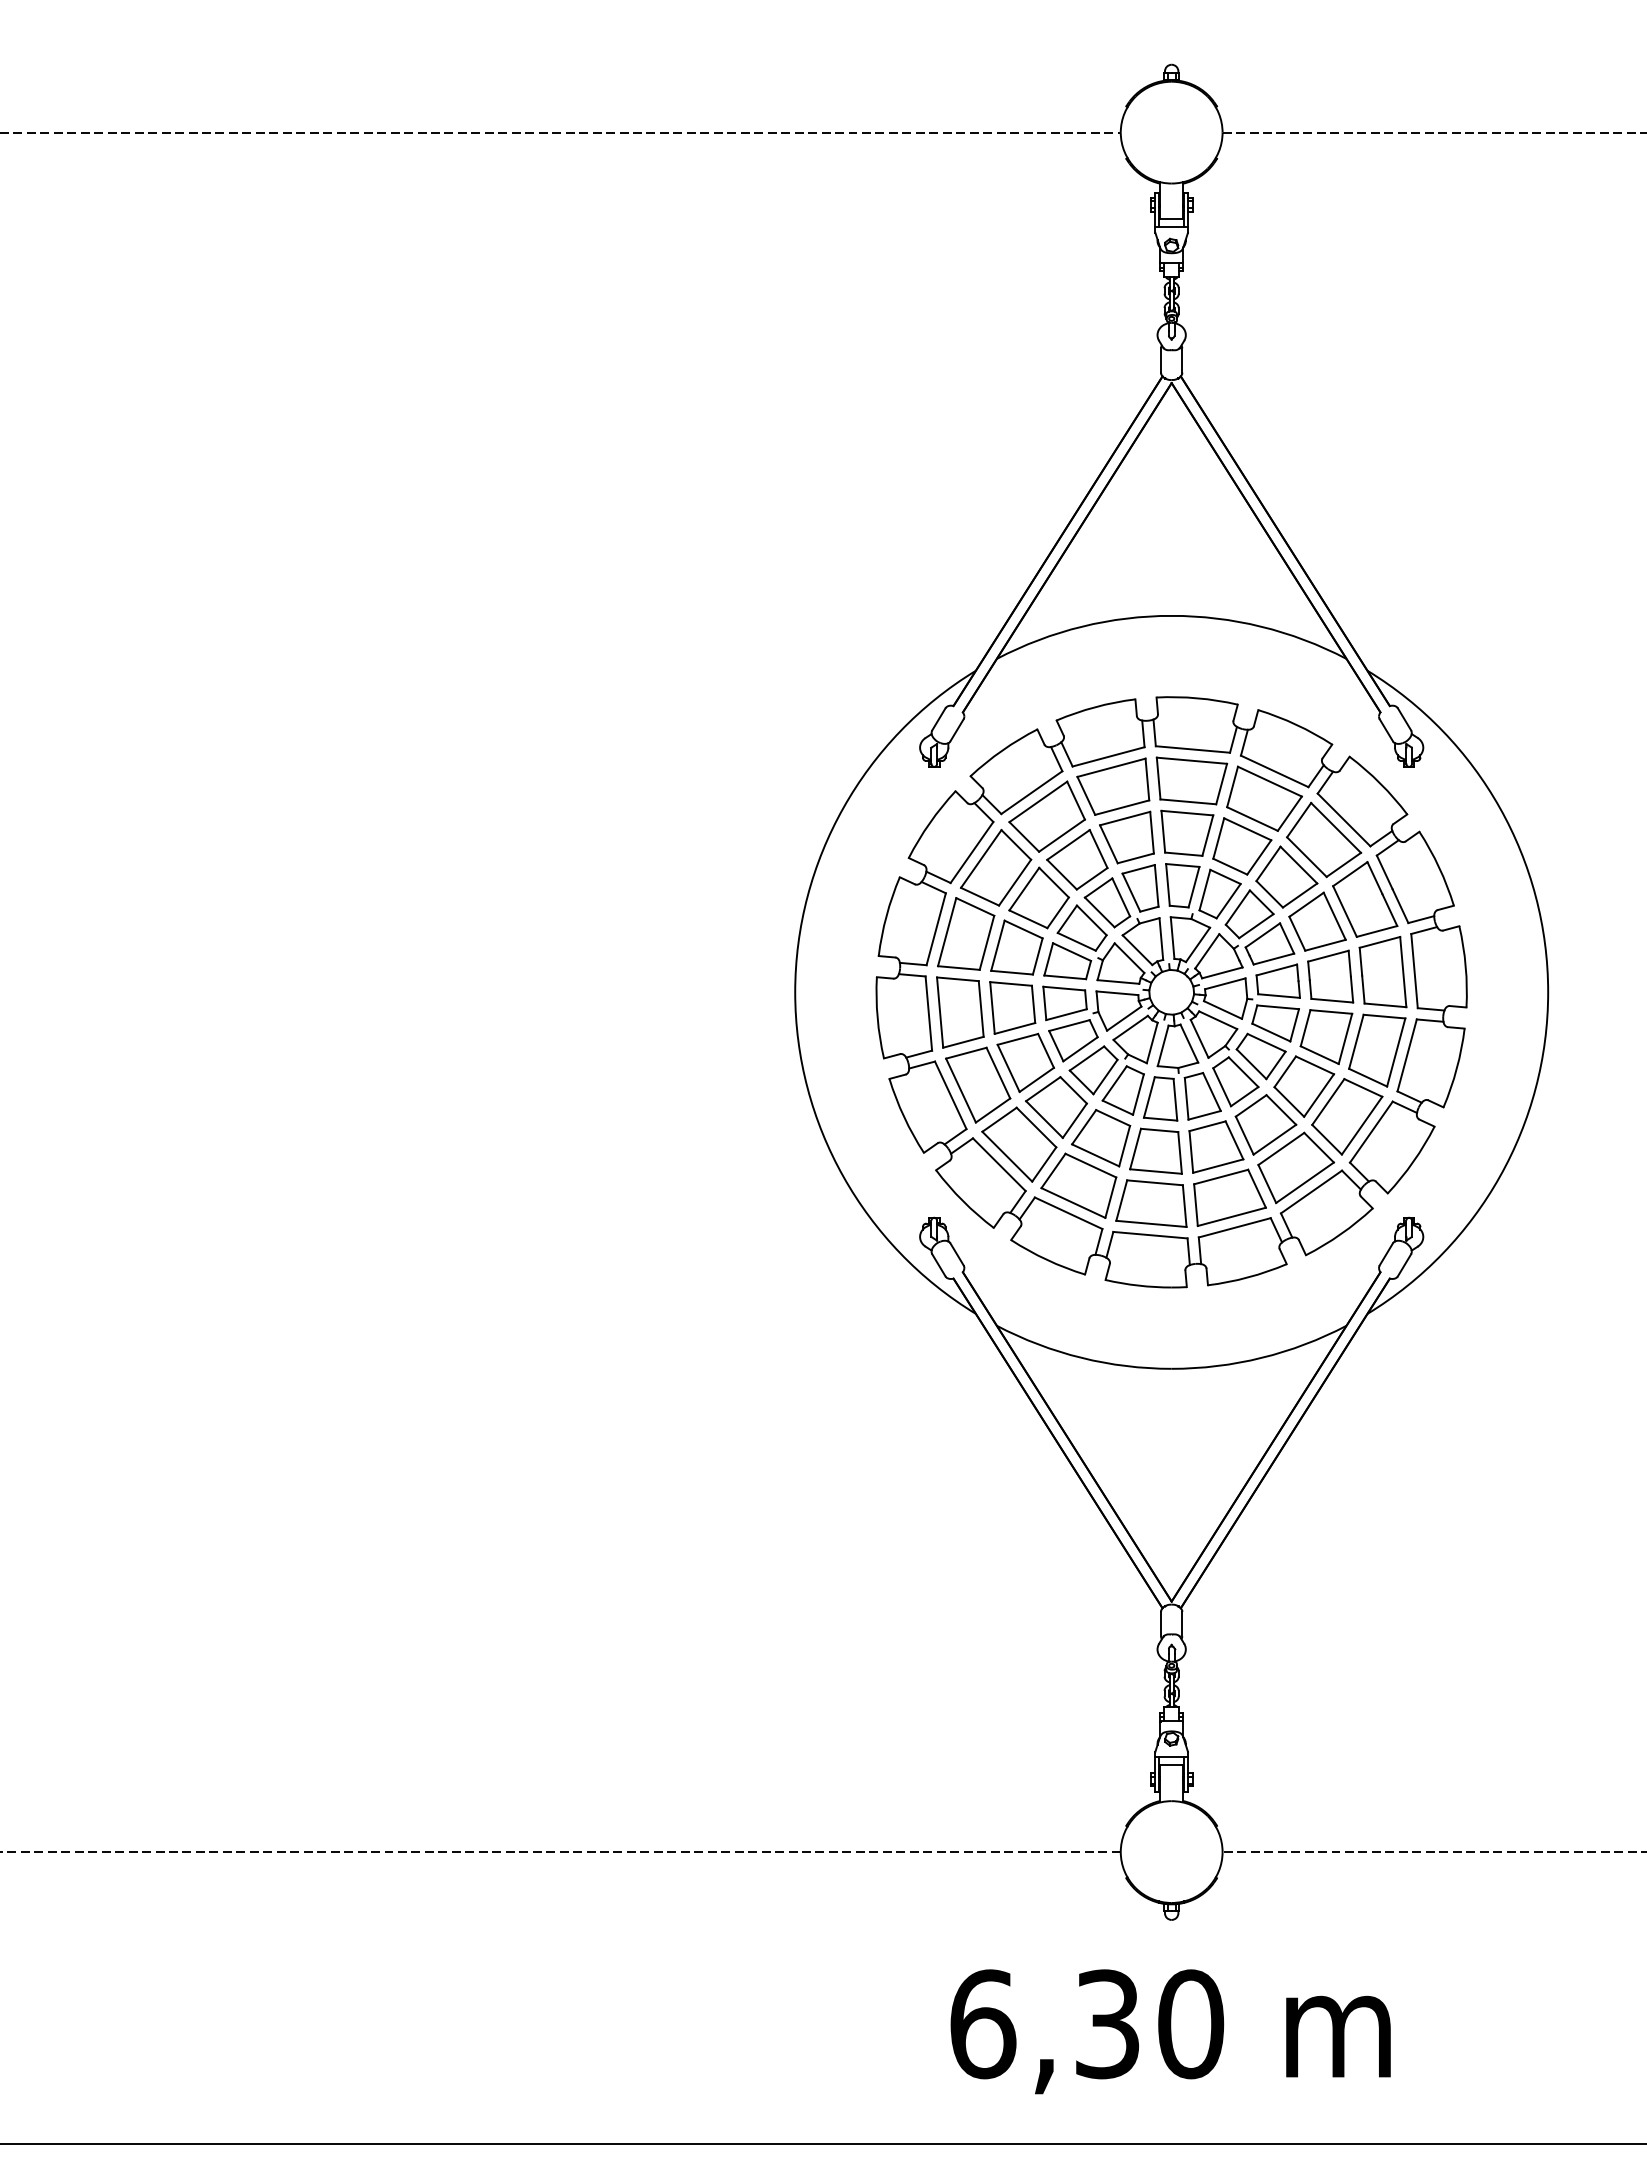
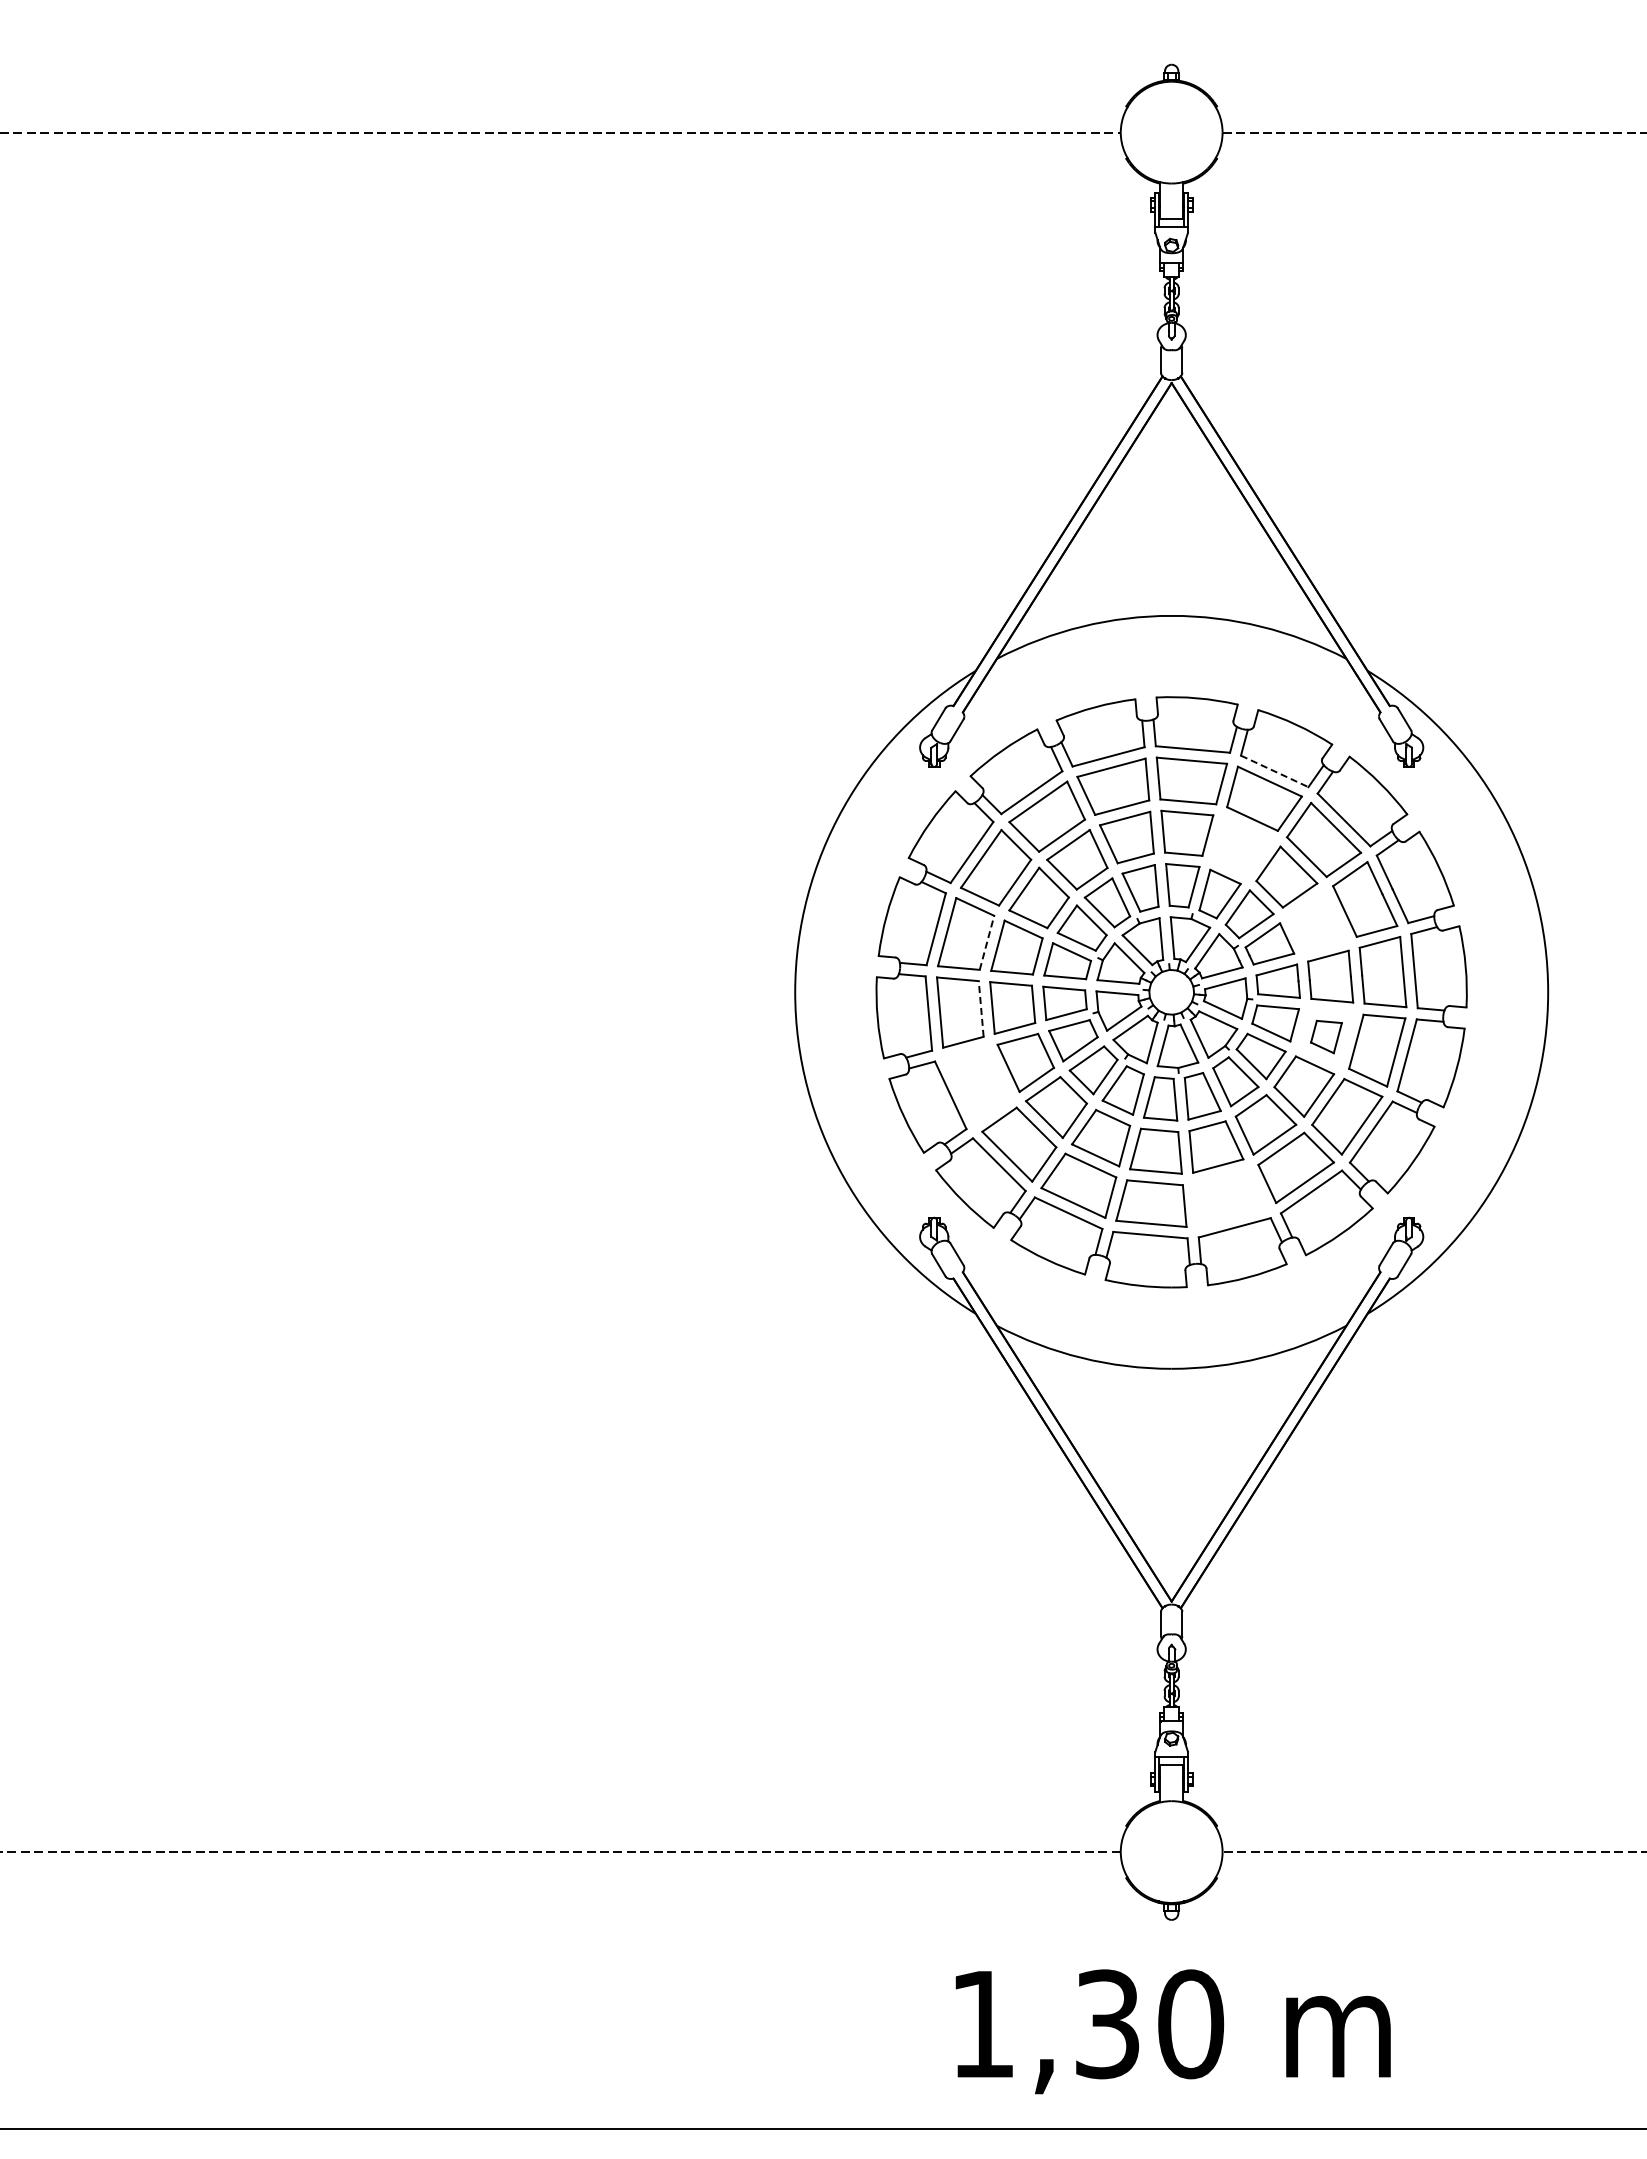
line: solid -> dashed (1275, 771)
part: present -> none (1242, 846)
part: present -> none (1317, 921)
line: solid -> dashed (986, 942)
line: solid -> dashed (981, 1009)
part size: 55x56 px -> 33x36 px (1326, 1036)
part: present -> none (978, 1084)
part: present -> none (1229, 1197)
text: 6,30 -> 1,30 (983, 2024)
line position: (822, 2143) -> (822, 2128) (822, 2128)
